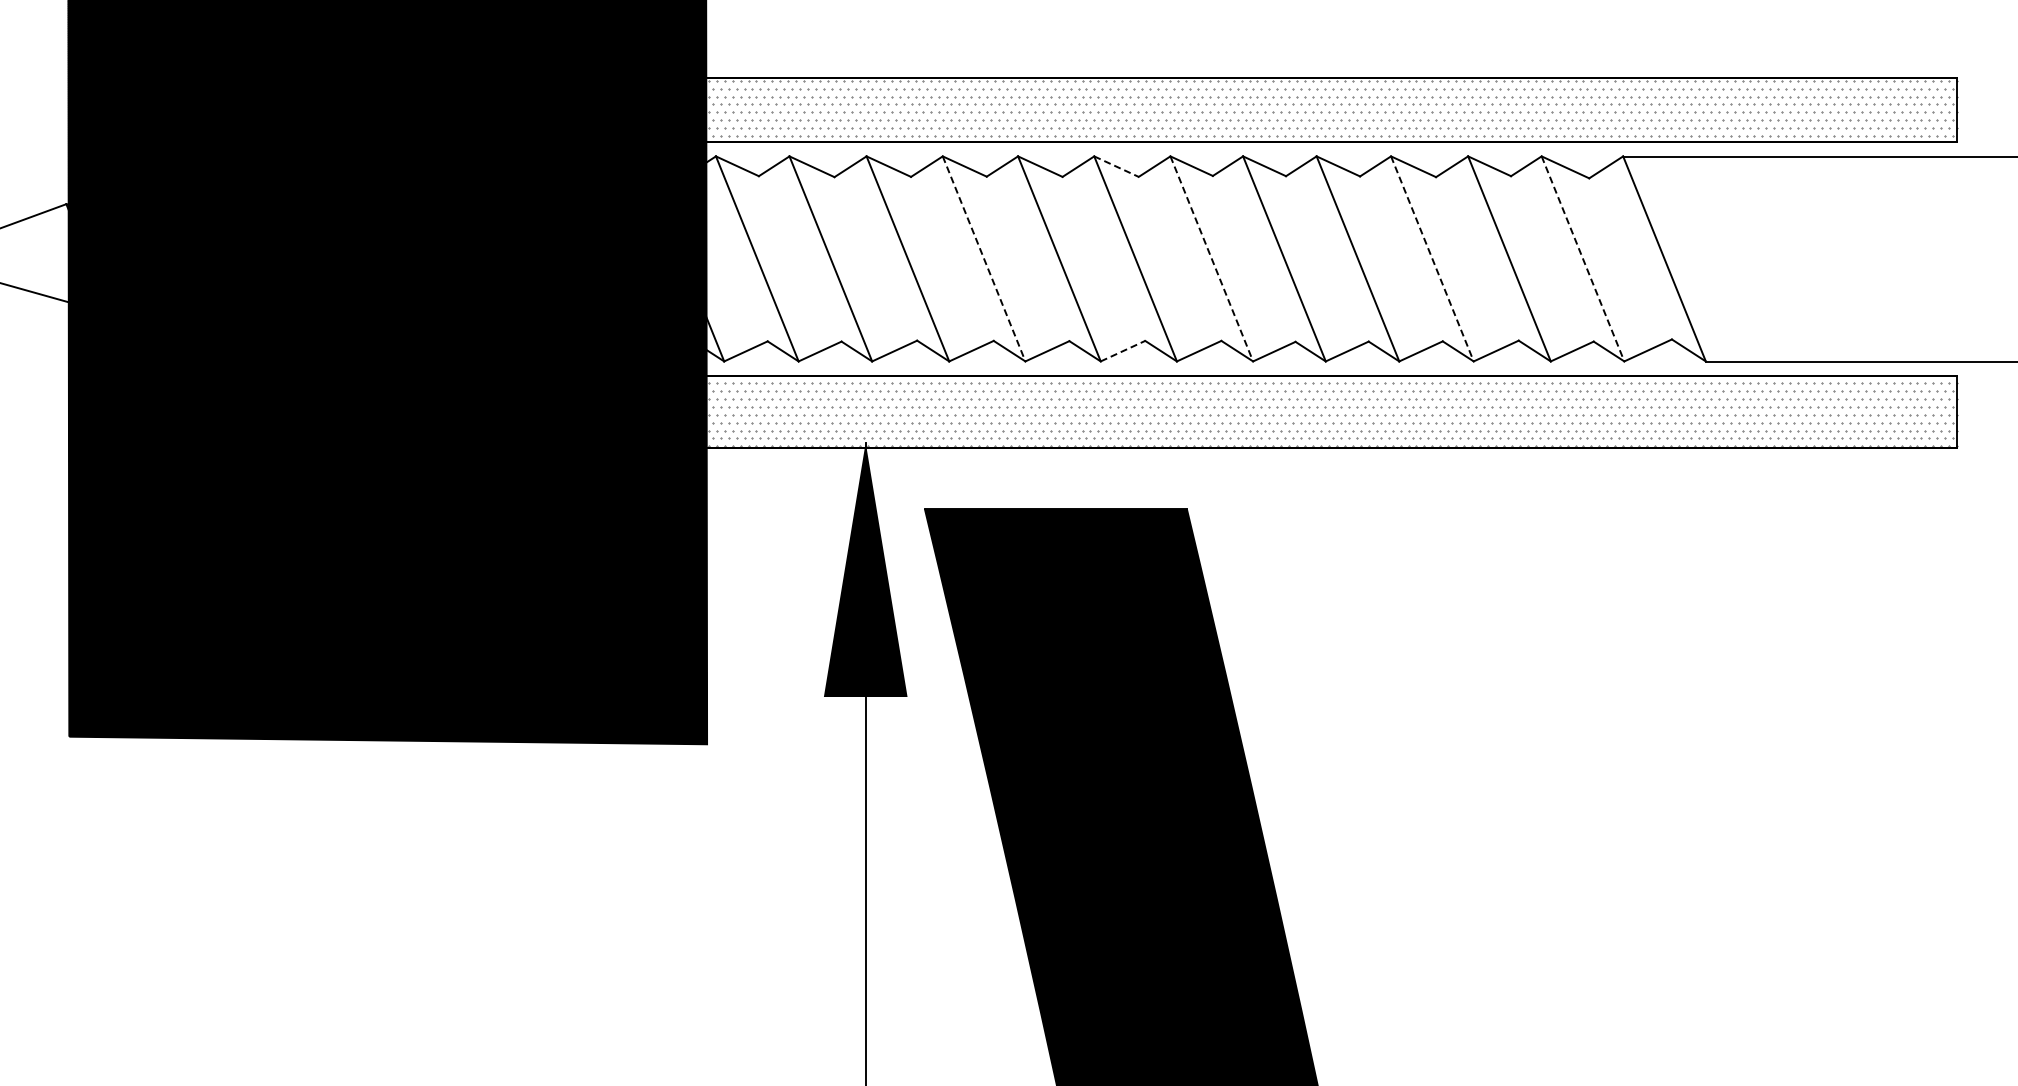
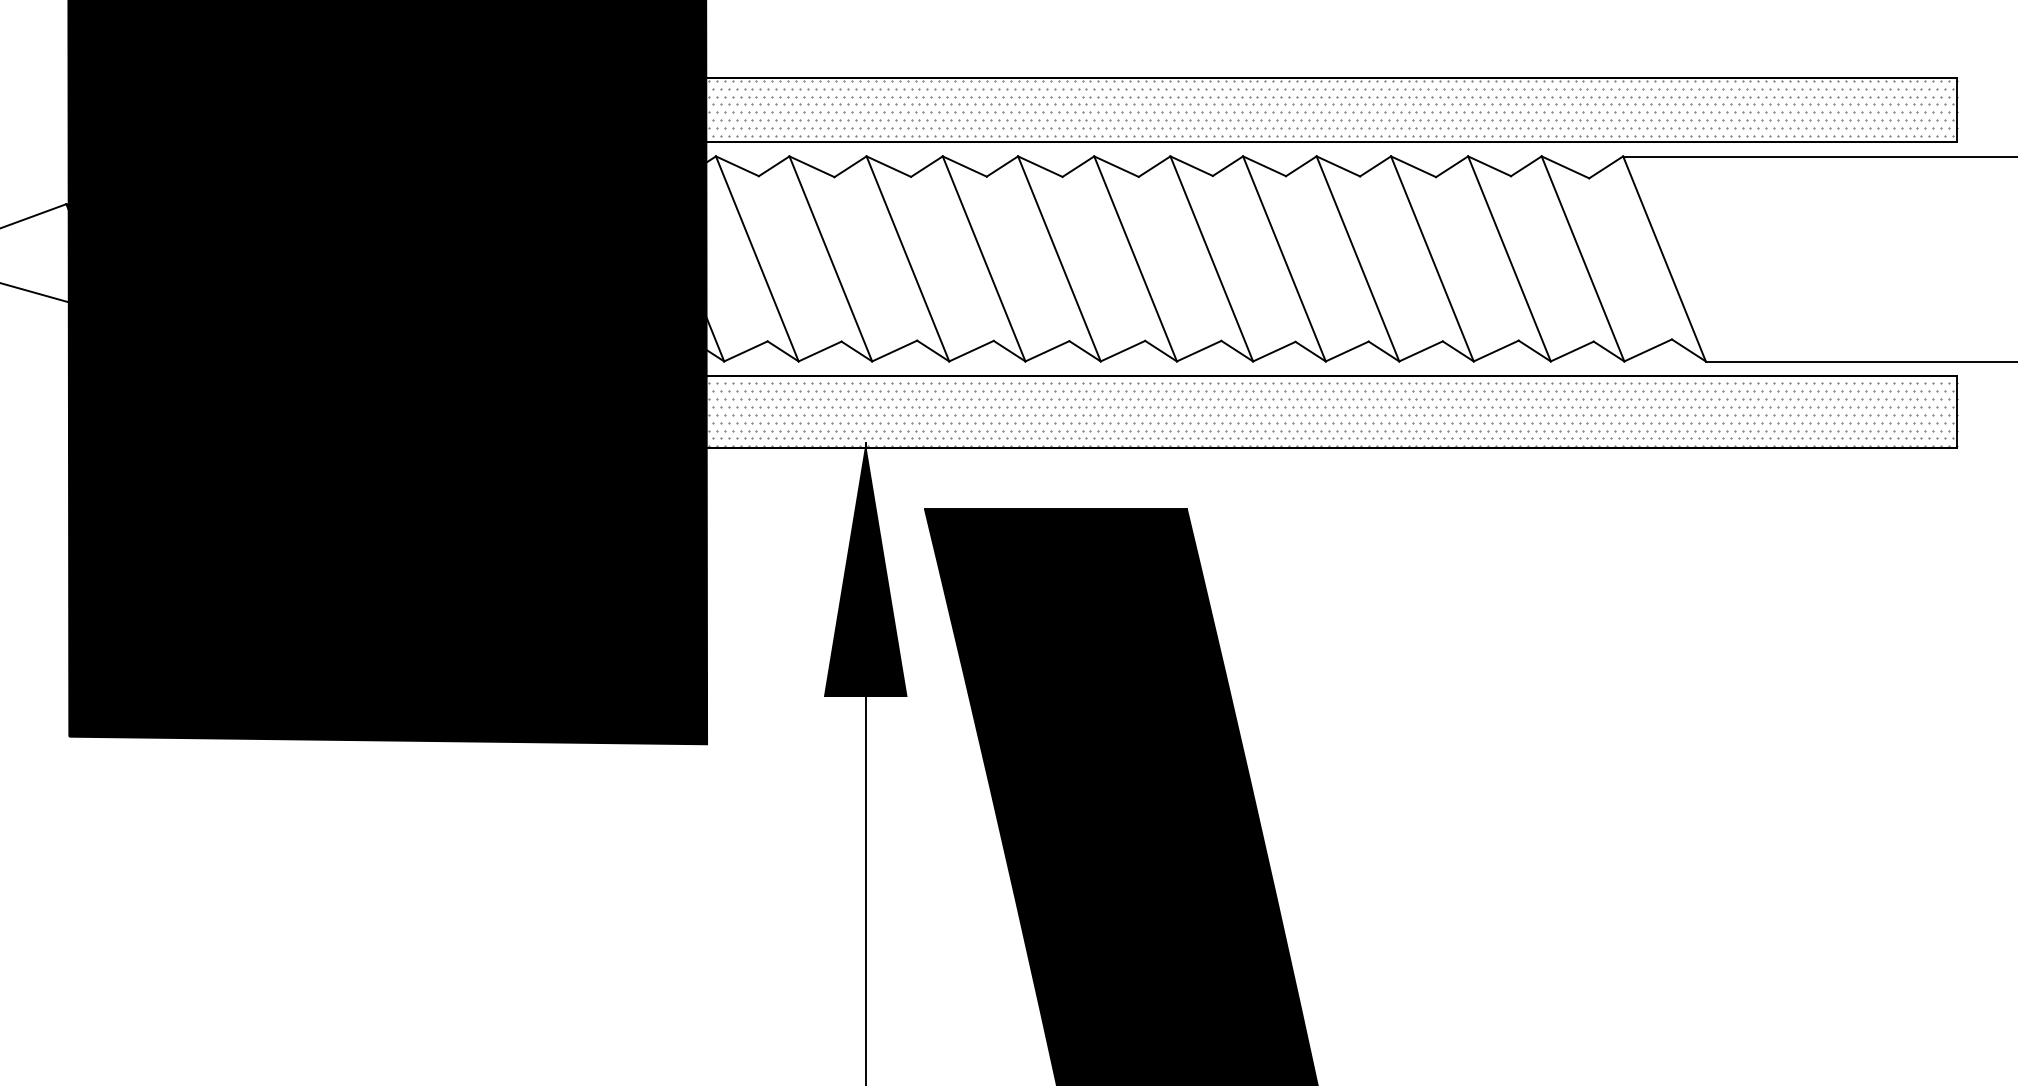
line: dashed -> solid (1116, 166)
line: dashed -> solid (984, 258)
line: dashed -> solid (1211, 258)
line: dashed -> solid (1432, 258)
line: dashed -> solid (1583, 258)
line: dashed -> solid (1123, 350)
